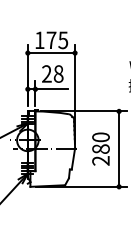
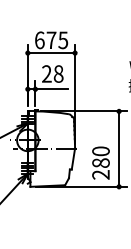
text: 175 -> 675 (39, 40)
text position: (100, 148) -> (100, 162) (100, 162)
